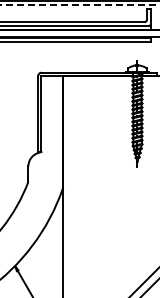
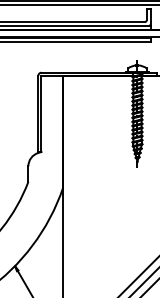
line: dashed -> solid (79, 5)
line: none -> present (138, 276)
